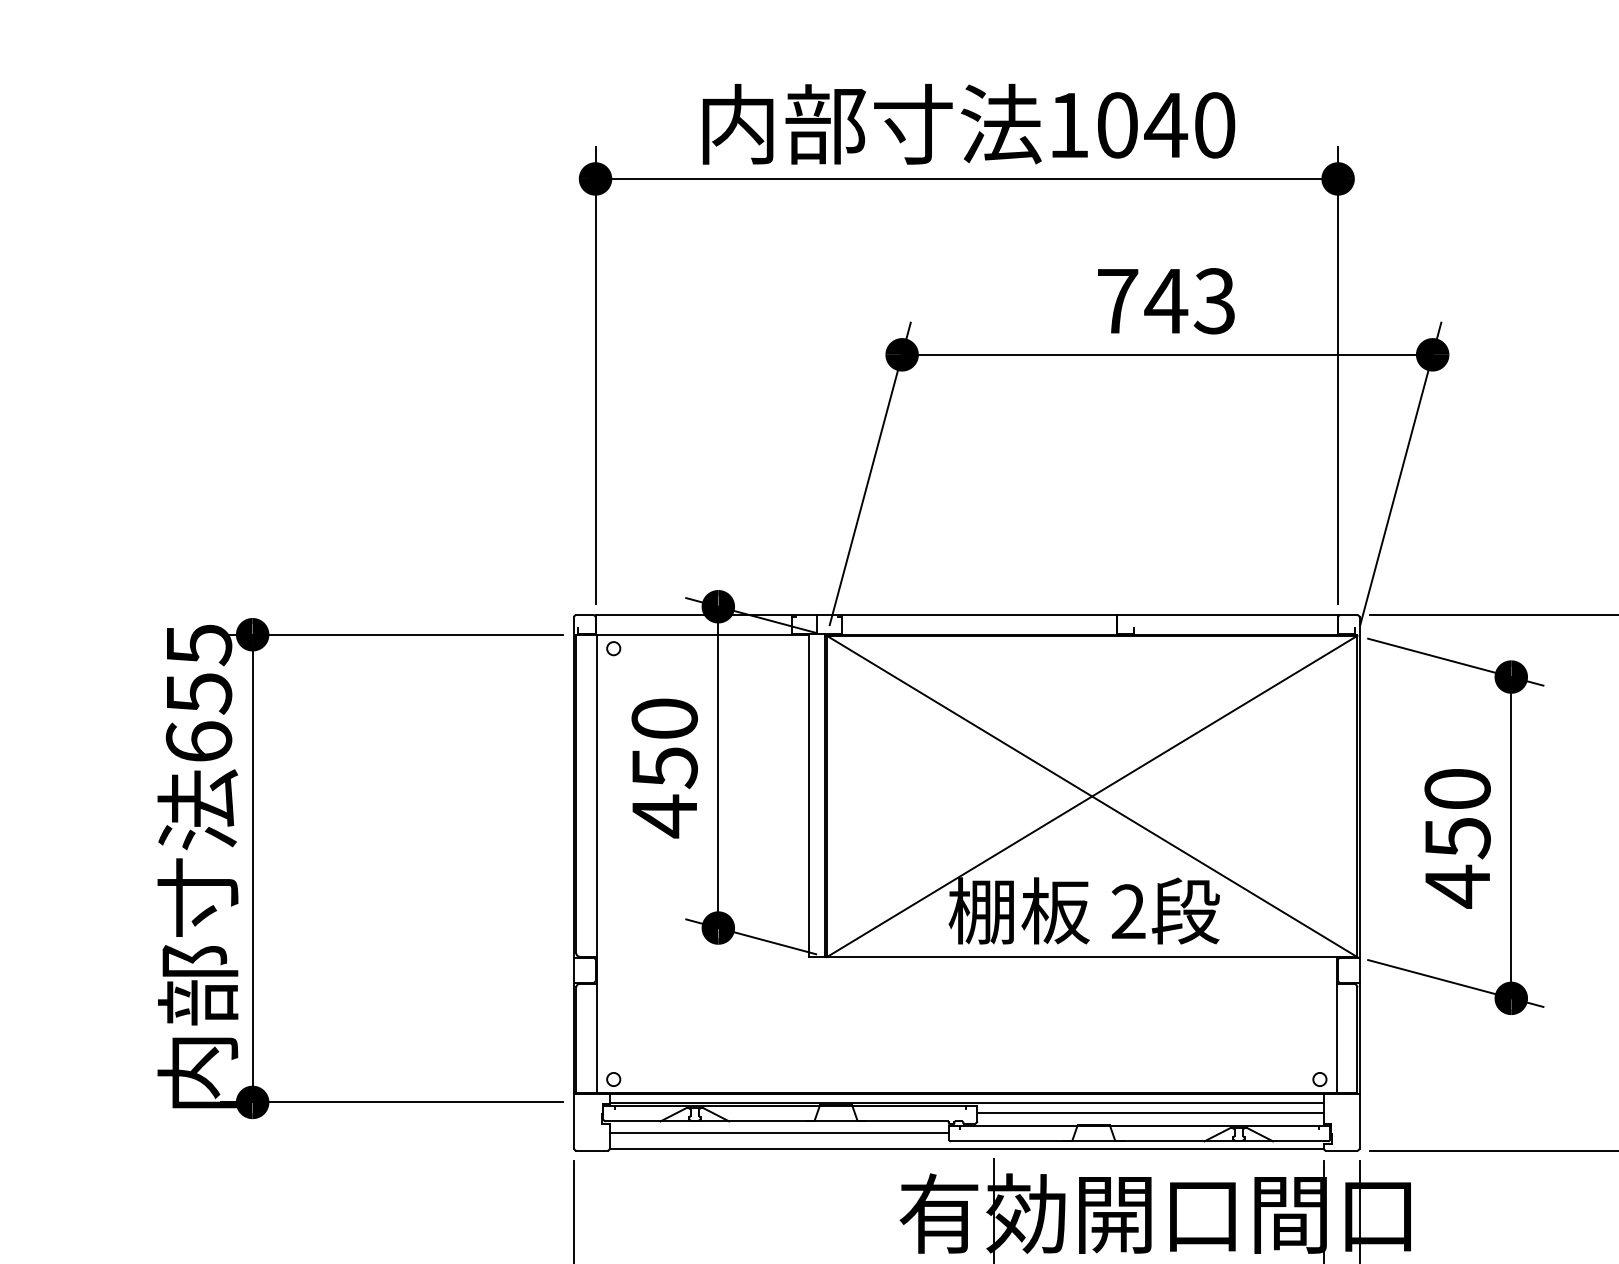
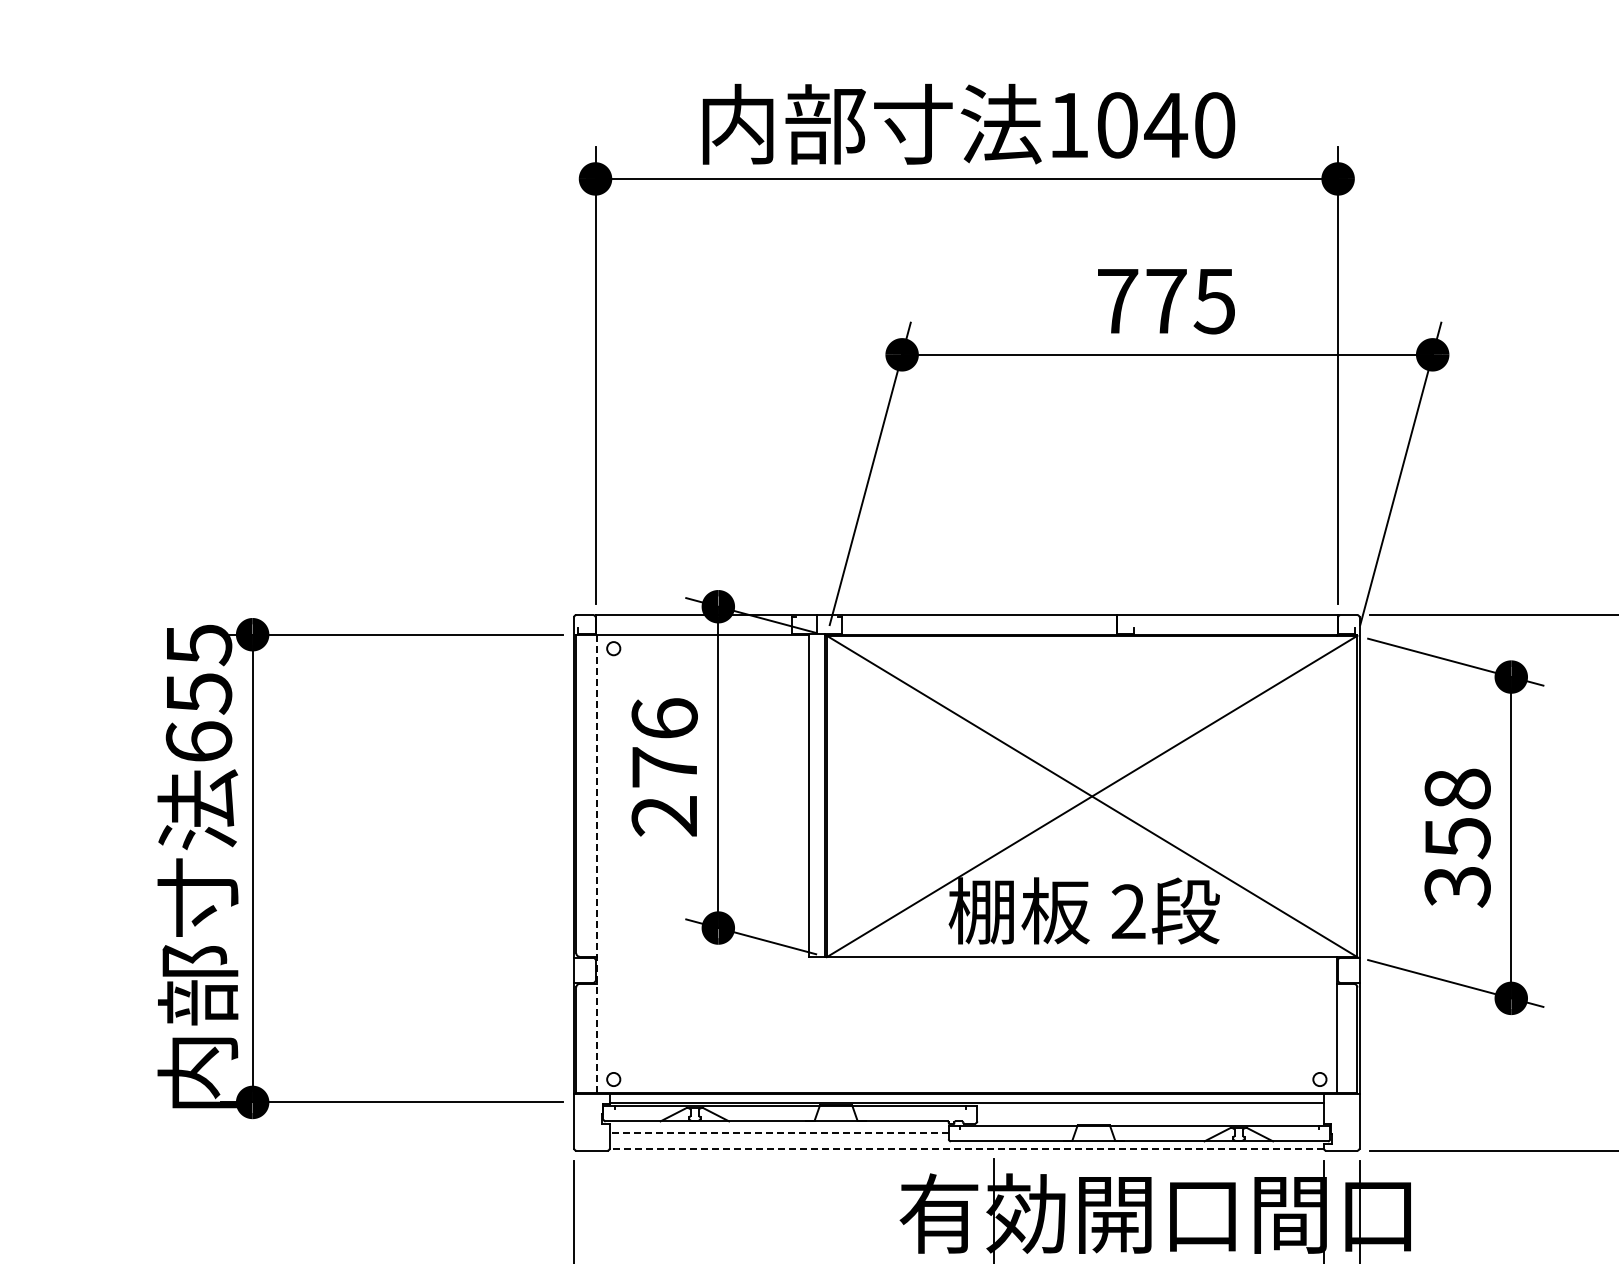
text: 743 -> 775 (1189, 301)
text: 450 -> 276 (664, 768)
text: 450 -> 358 (1457, 838)
line: solid -> dashed (596, 864)
line: present -> none (1150, 1113)
line: solid -> dashed (778, 1133)
line: solid -> dashed (966, 1148)
